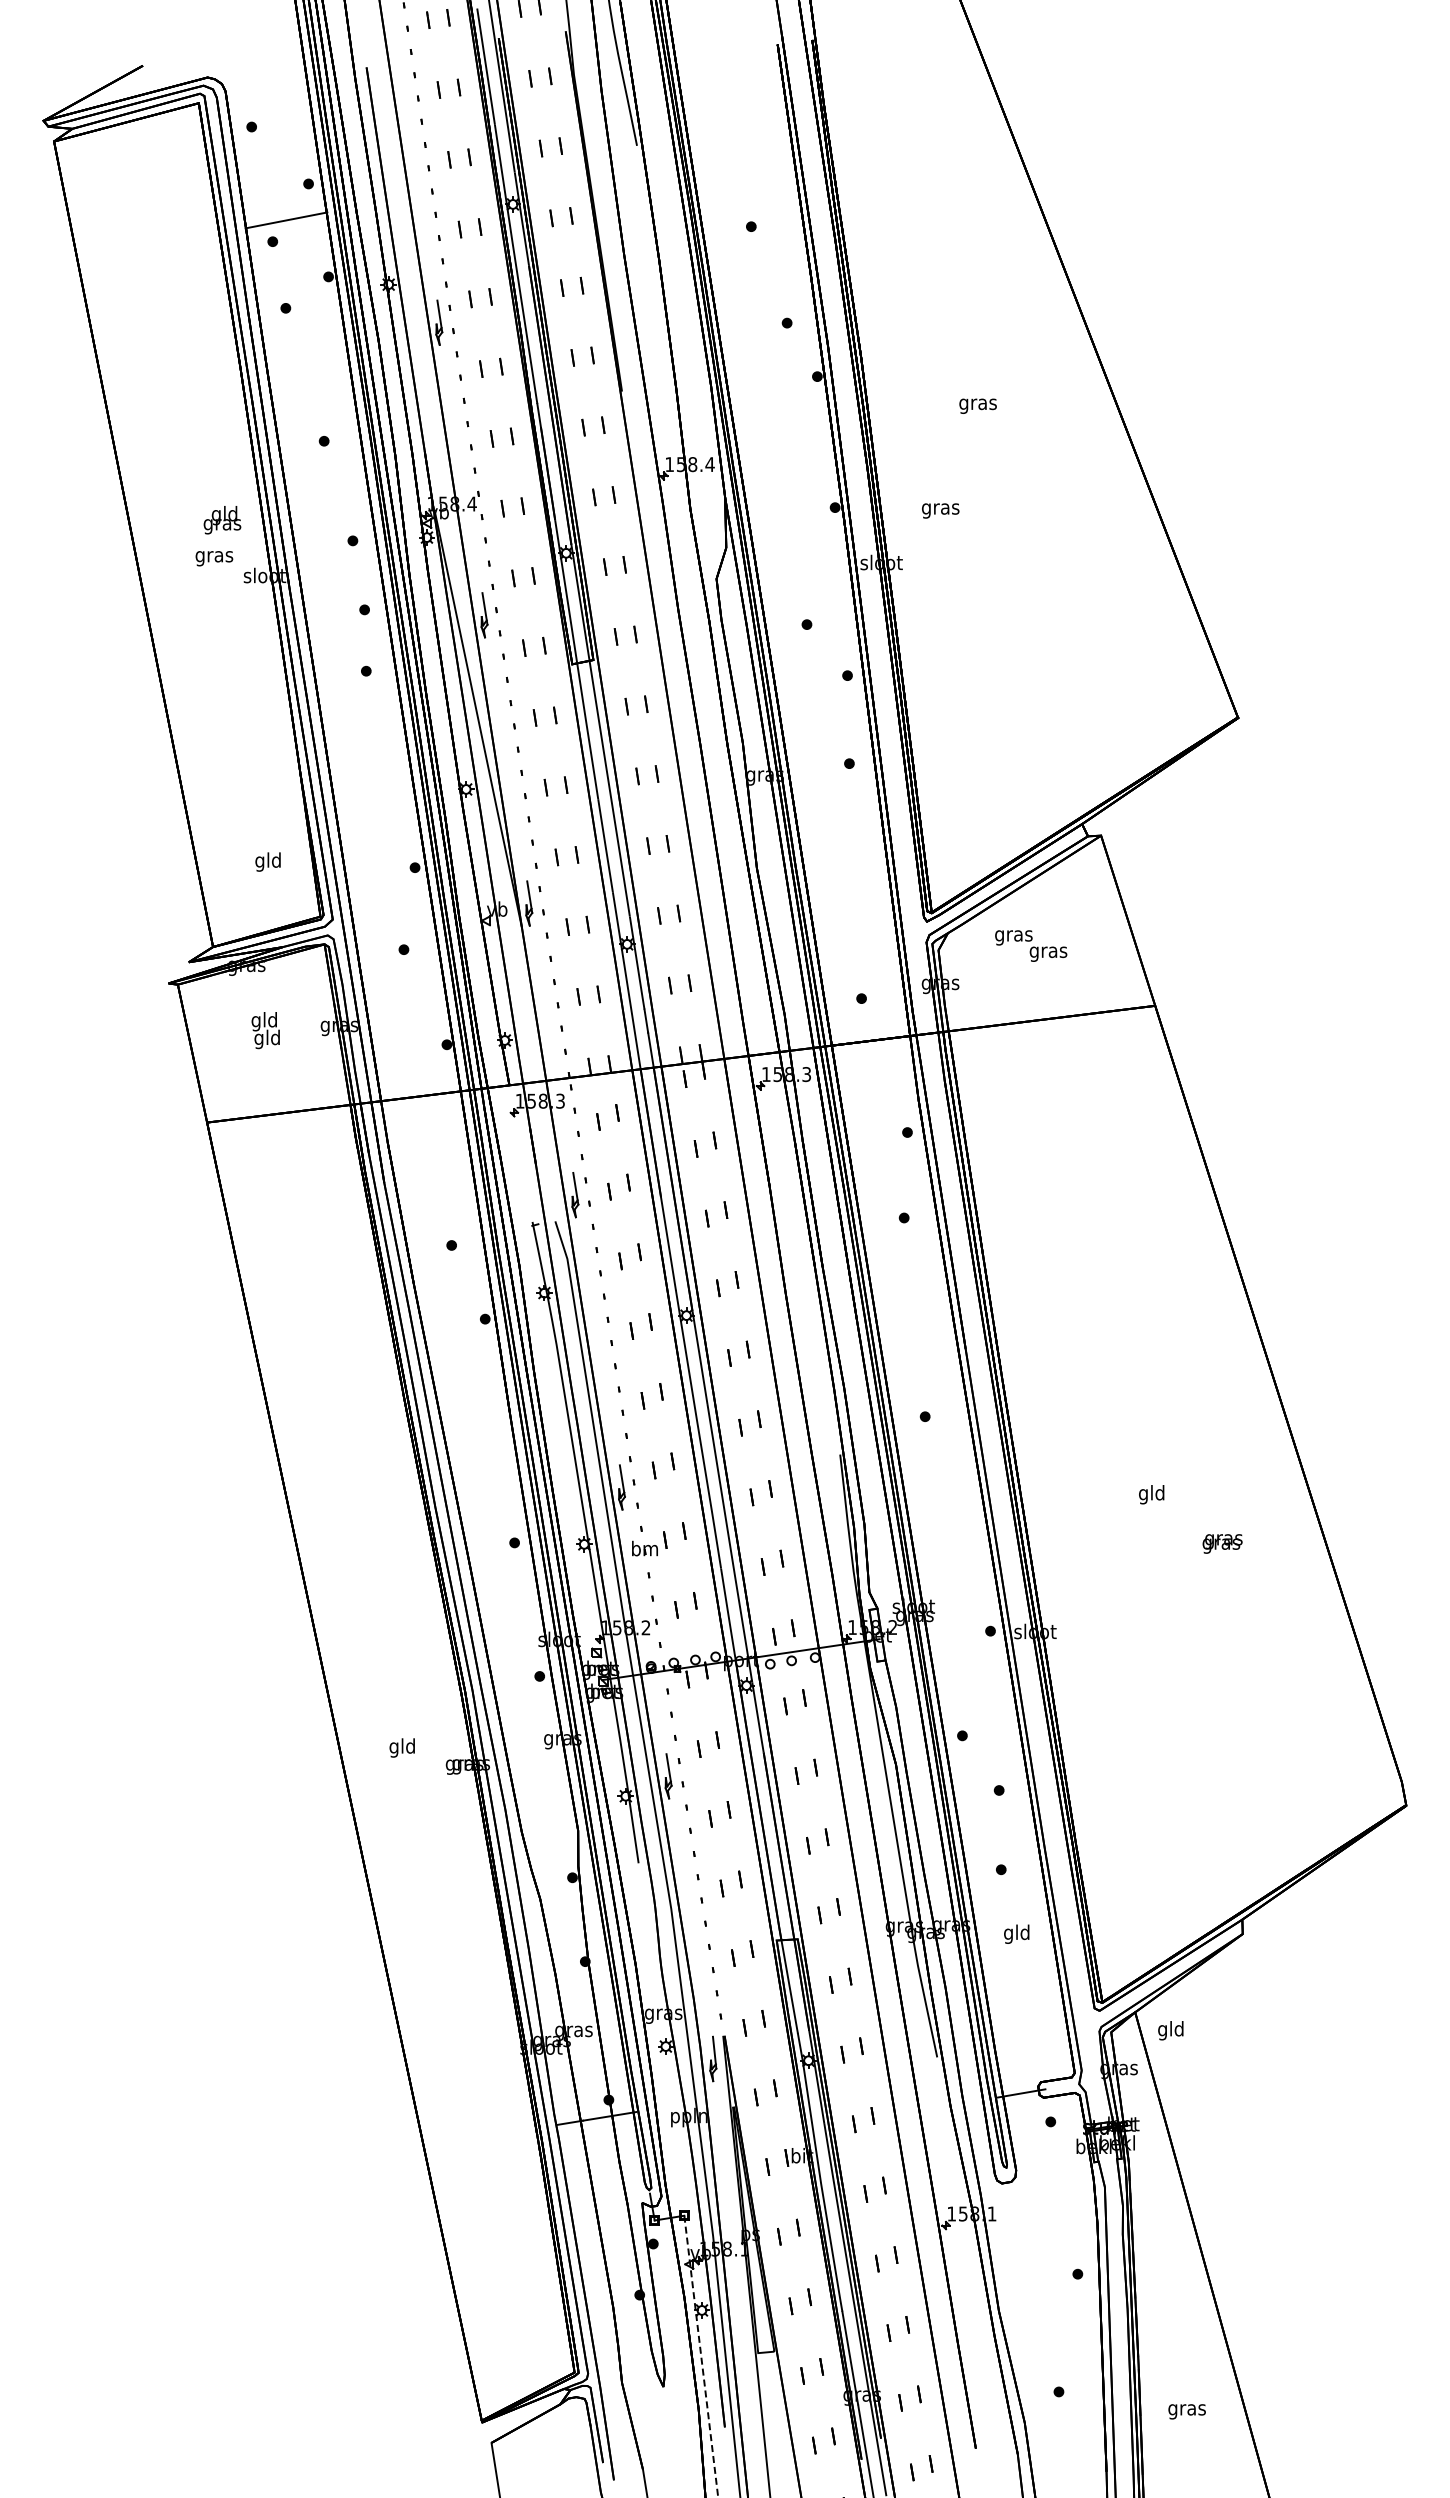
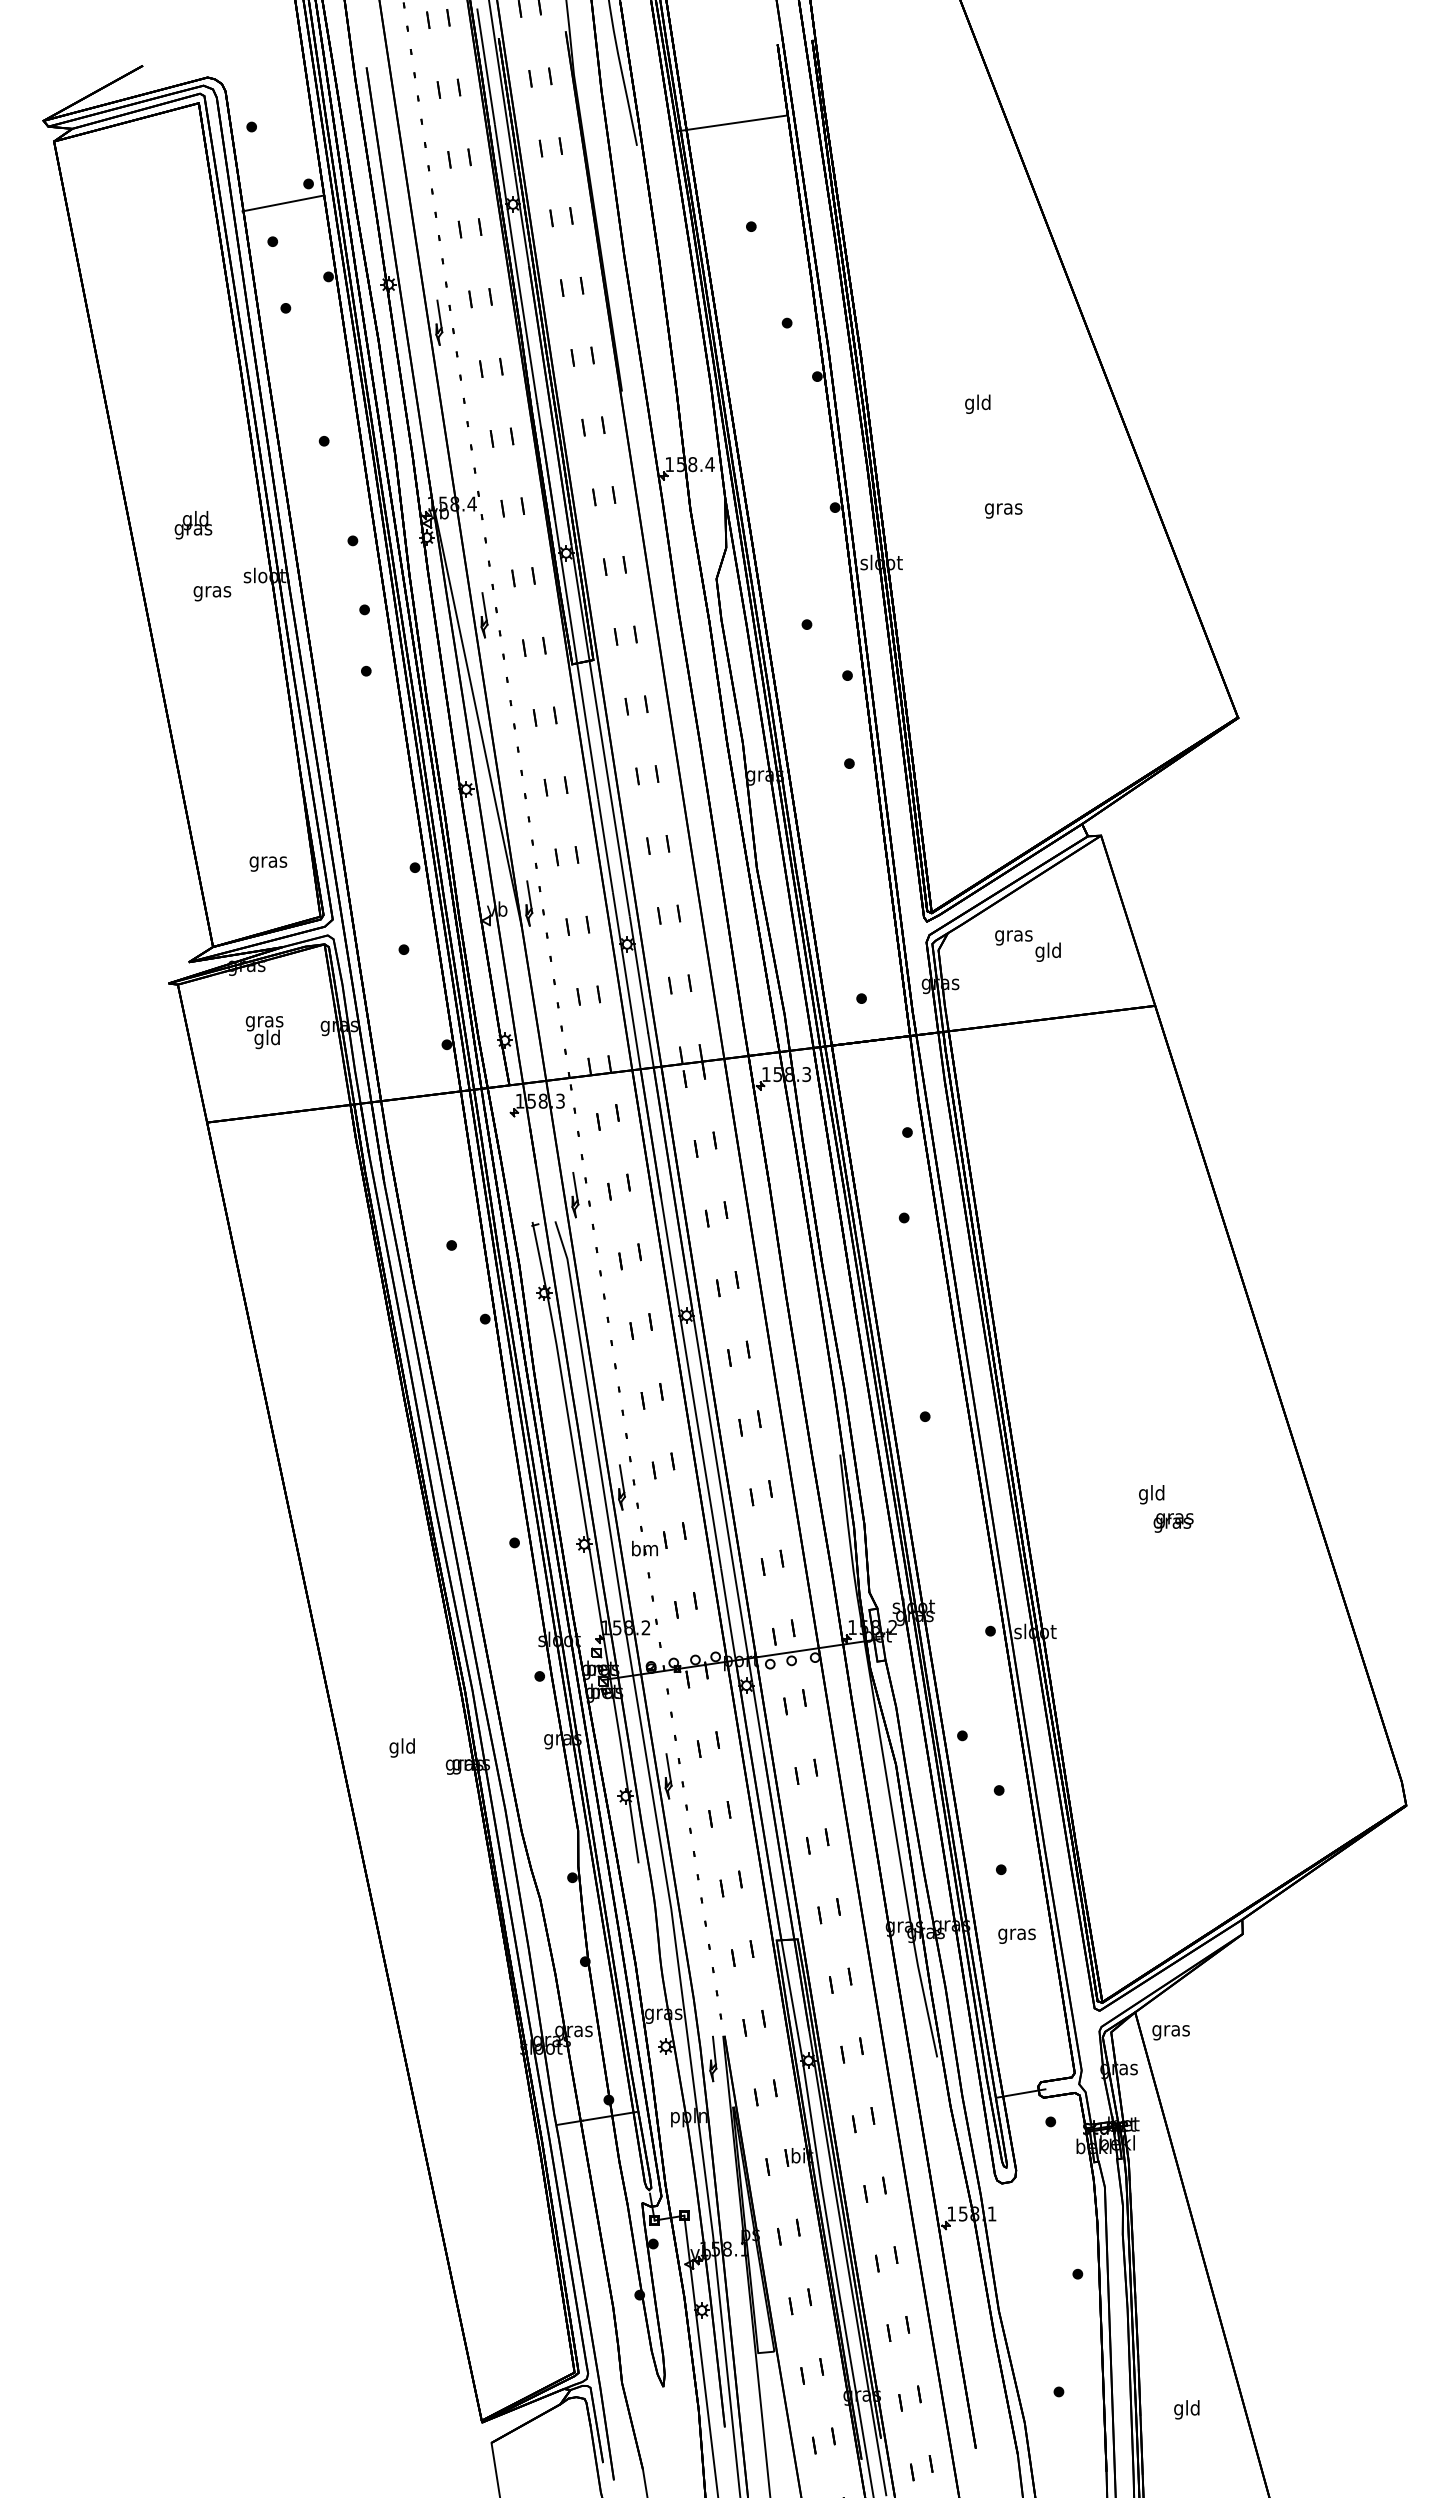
line: none -> present (732, 123)
line position: (286, 220) -> (283, 203) (283, 203)
text: gras -> gld (977, 403)
text position: (940, 510) -> (1003, 510) (1003, 510)
text position: (222, 520) -> (193, 525) (193, 525)
text position: (214, 558) -> (212, 593) (212, 593)
text: gld -> gras (268, 861)
text: gras -> gld (1048, 951)
text: gld -> gras (264, 1021)
text position: (1222, 1543) -> (1173, 1522) (1173, 1522)
text: gld -> gras (1016, 1933)
text: gld -> gras (1170, 2030)
line: dashed -> solid (701, 2356)
text: gras -> gld (1186, 2409)
